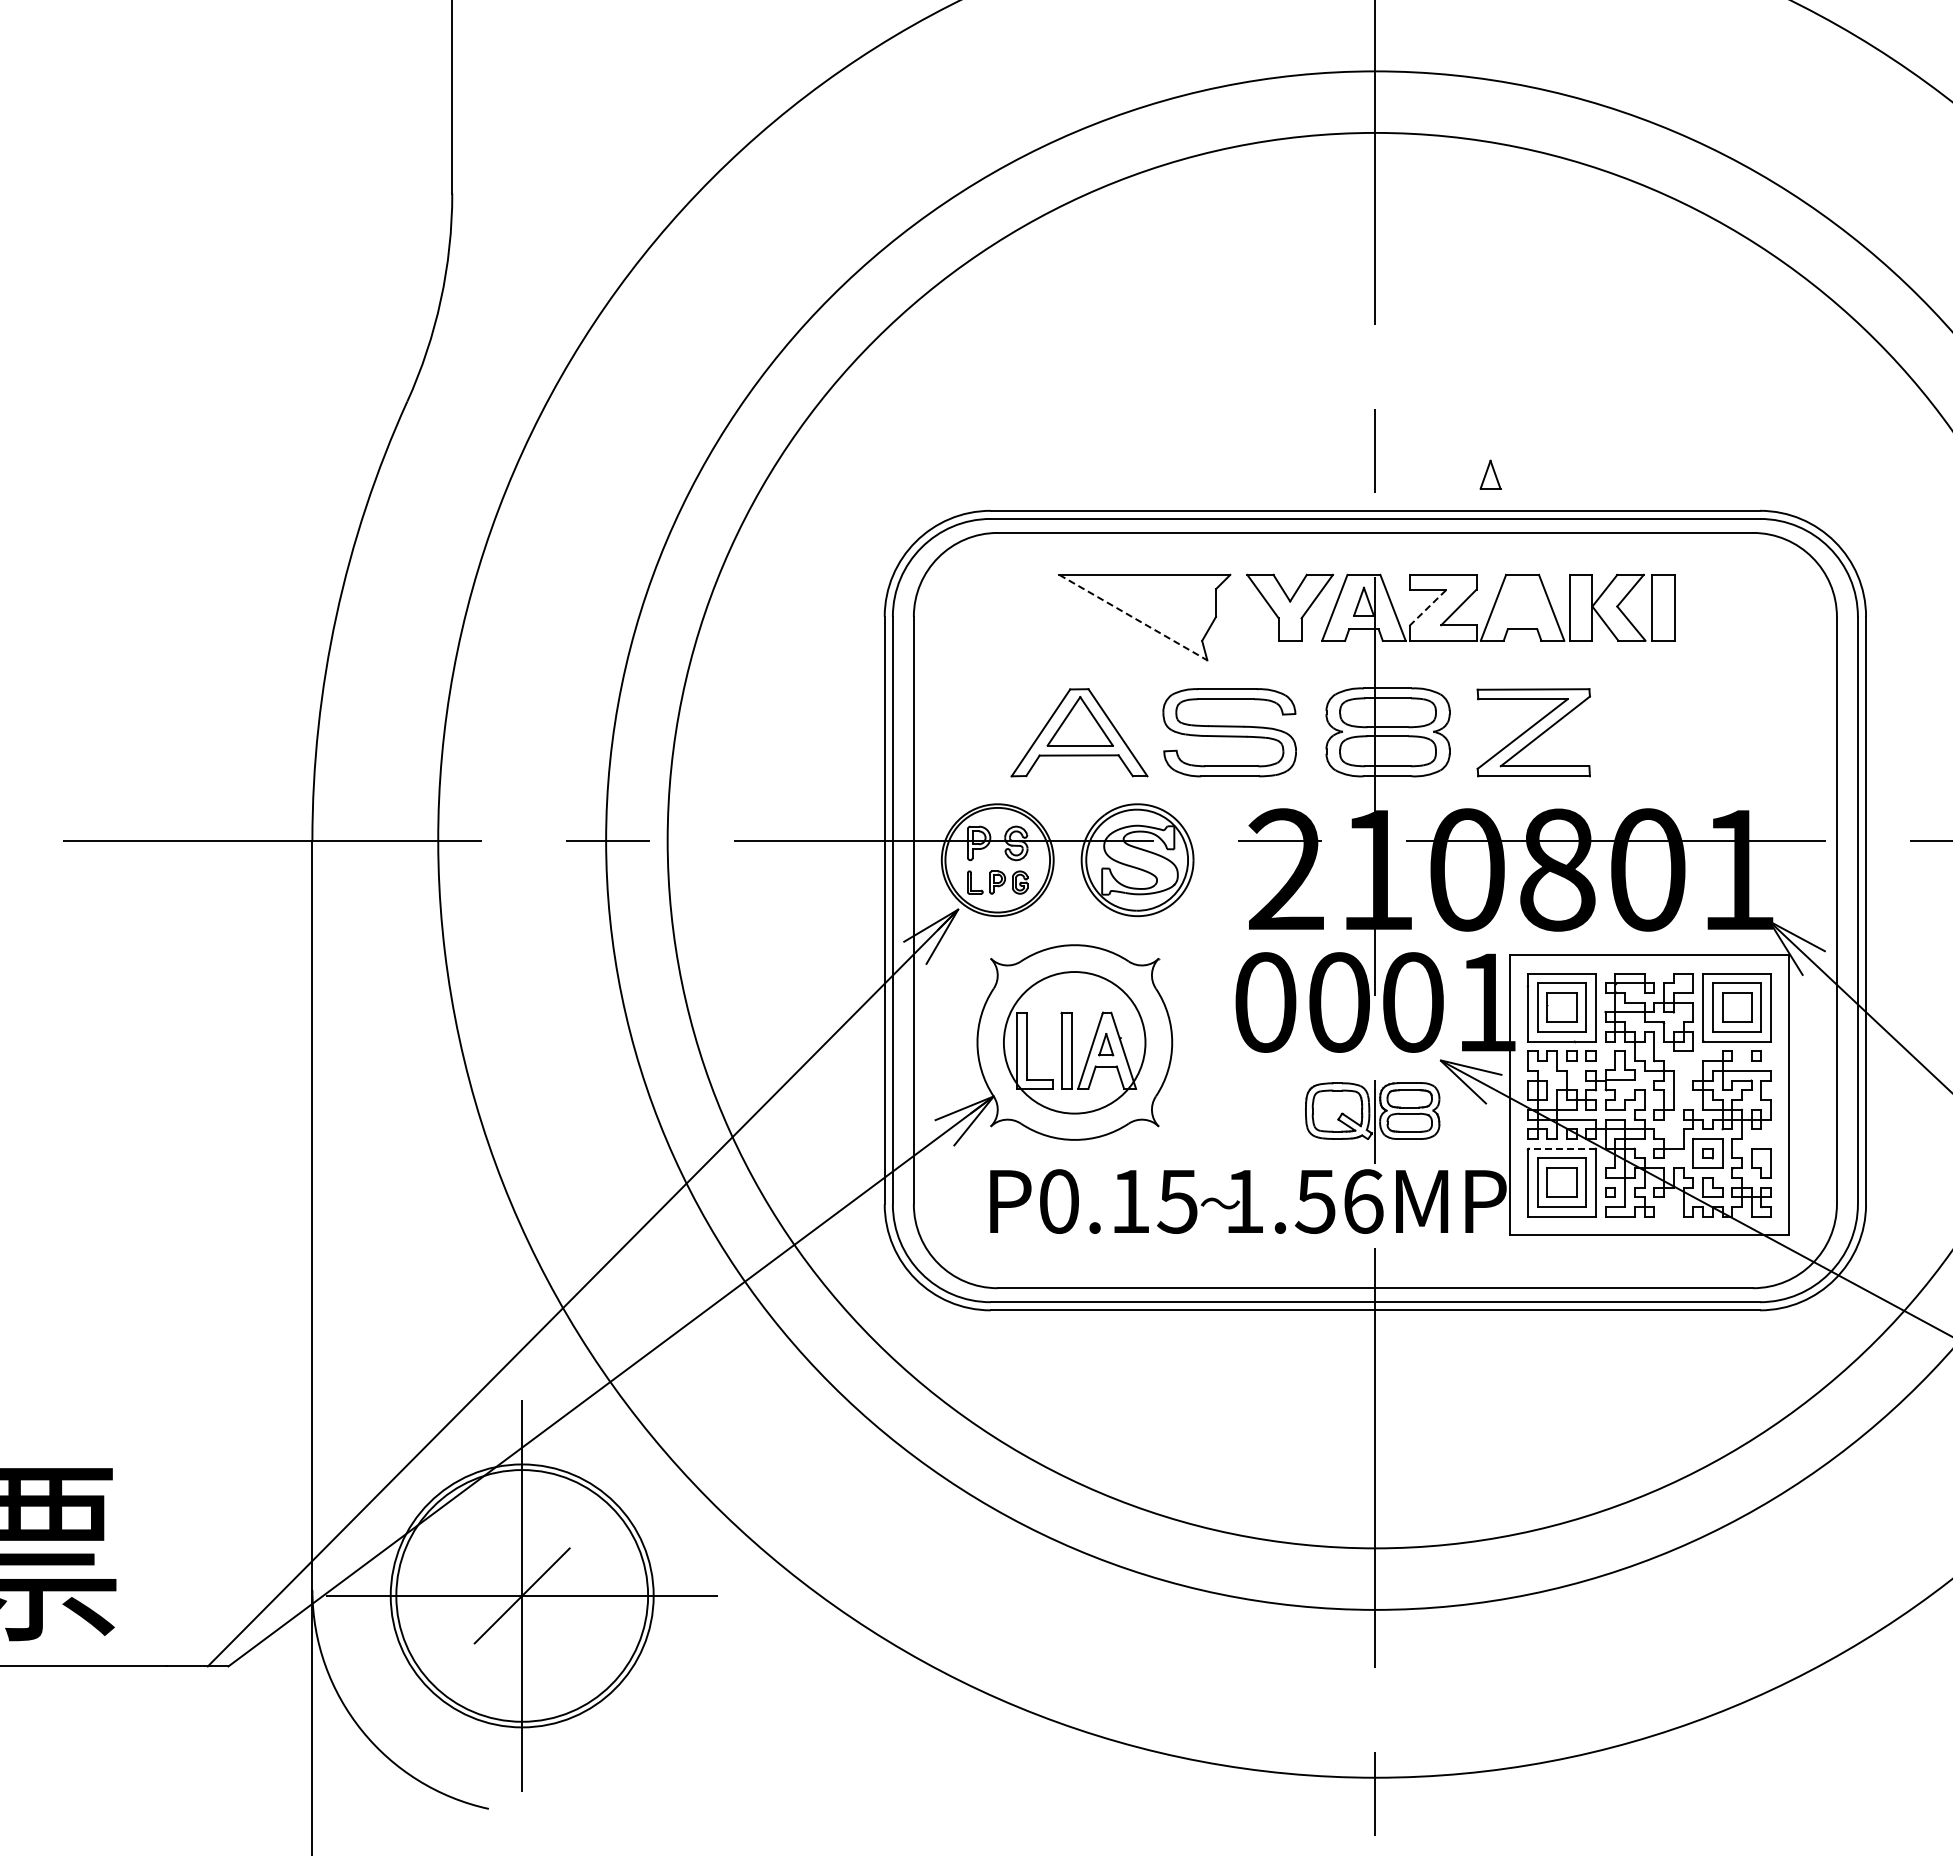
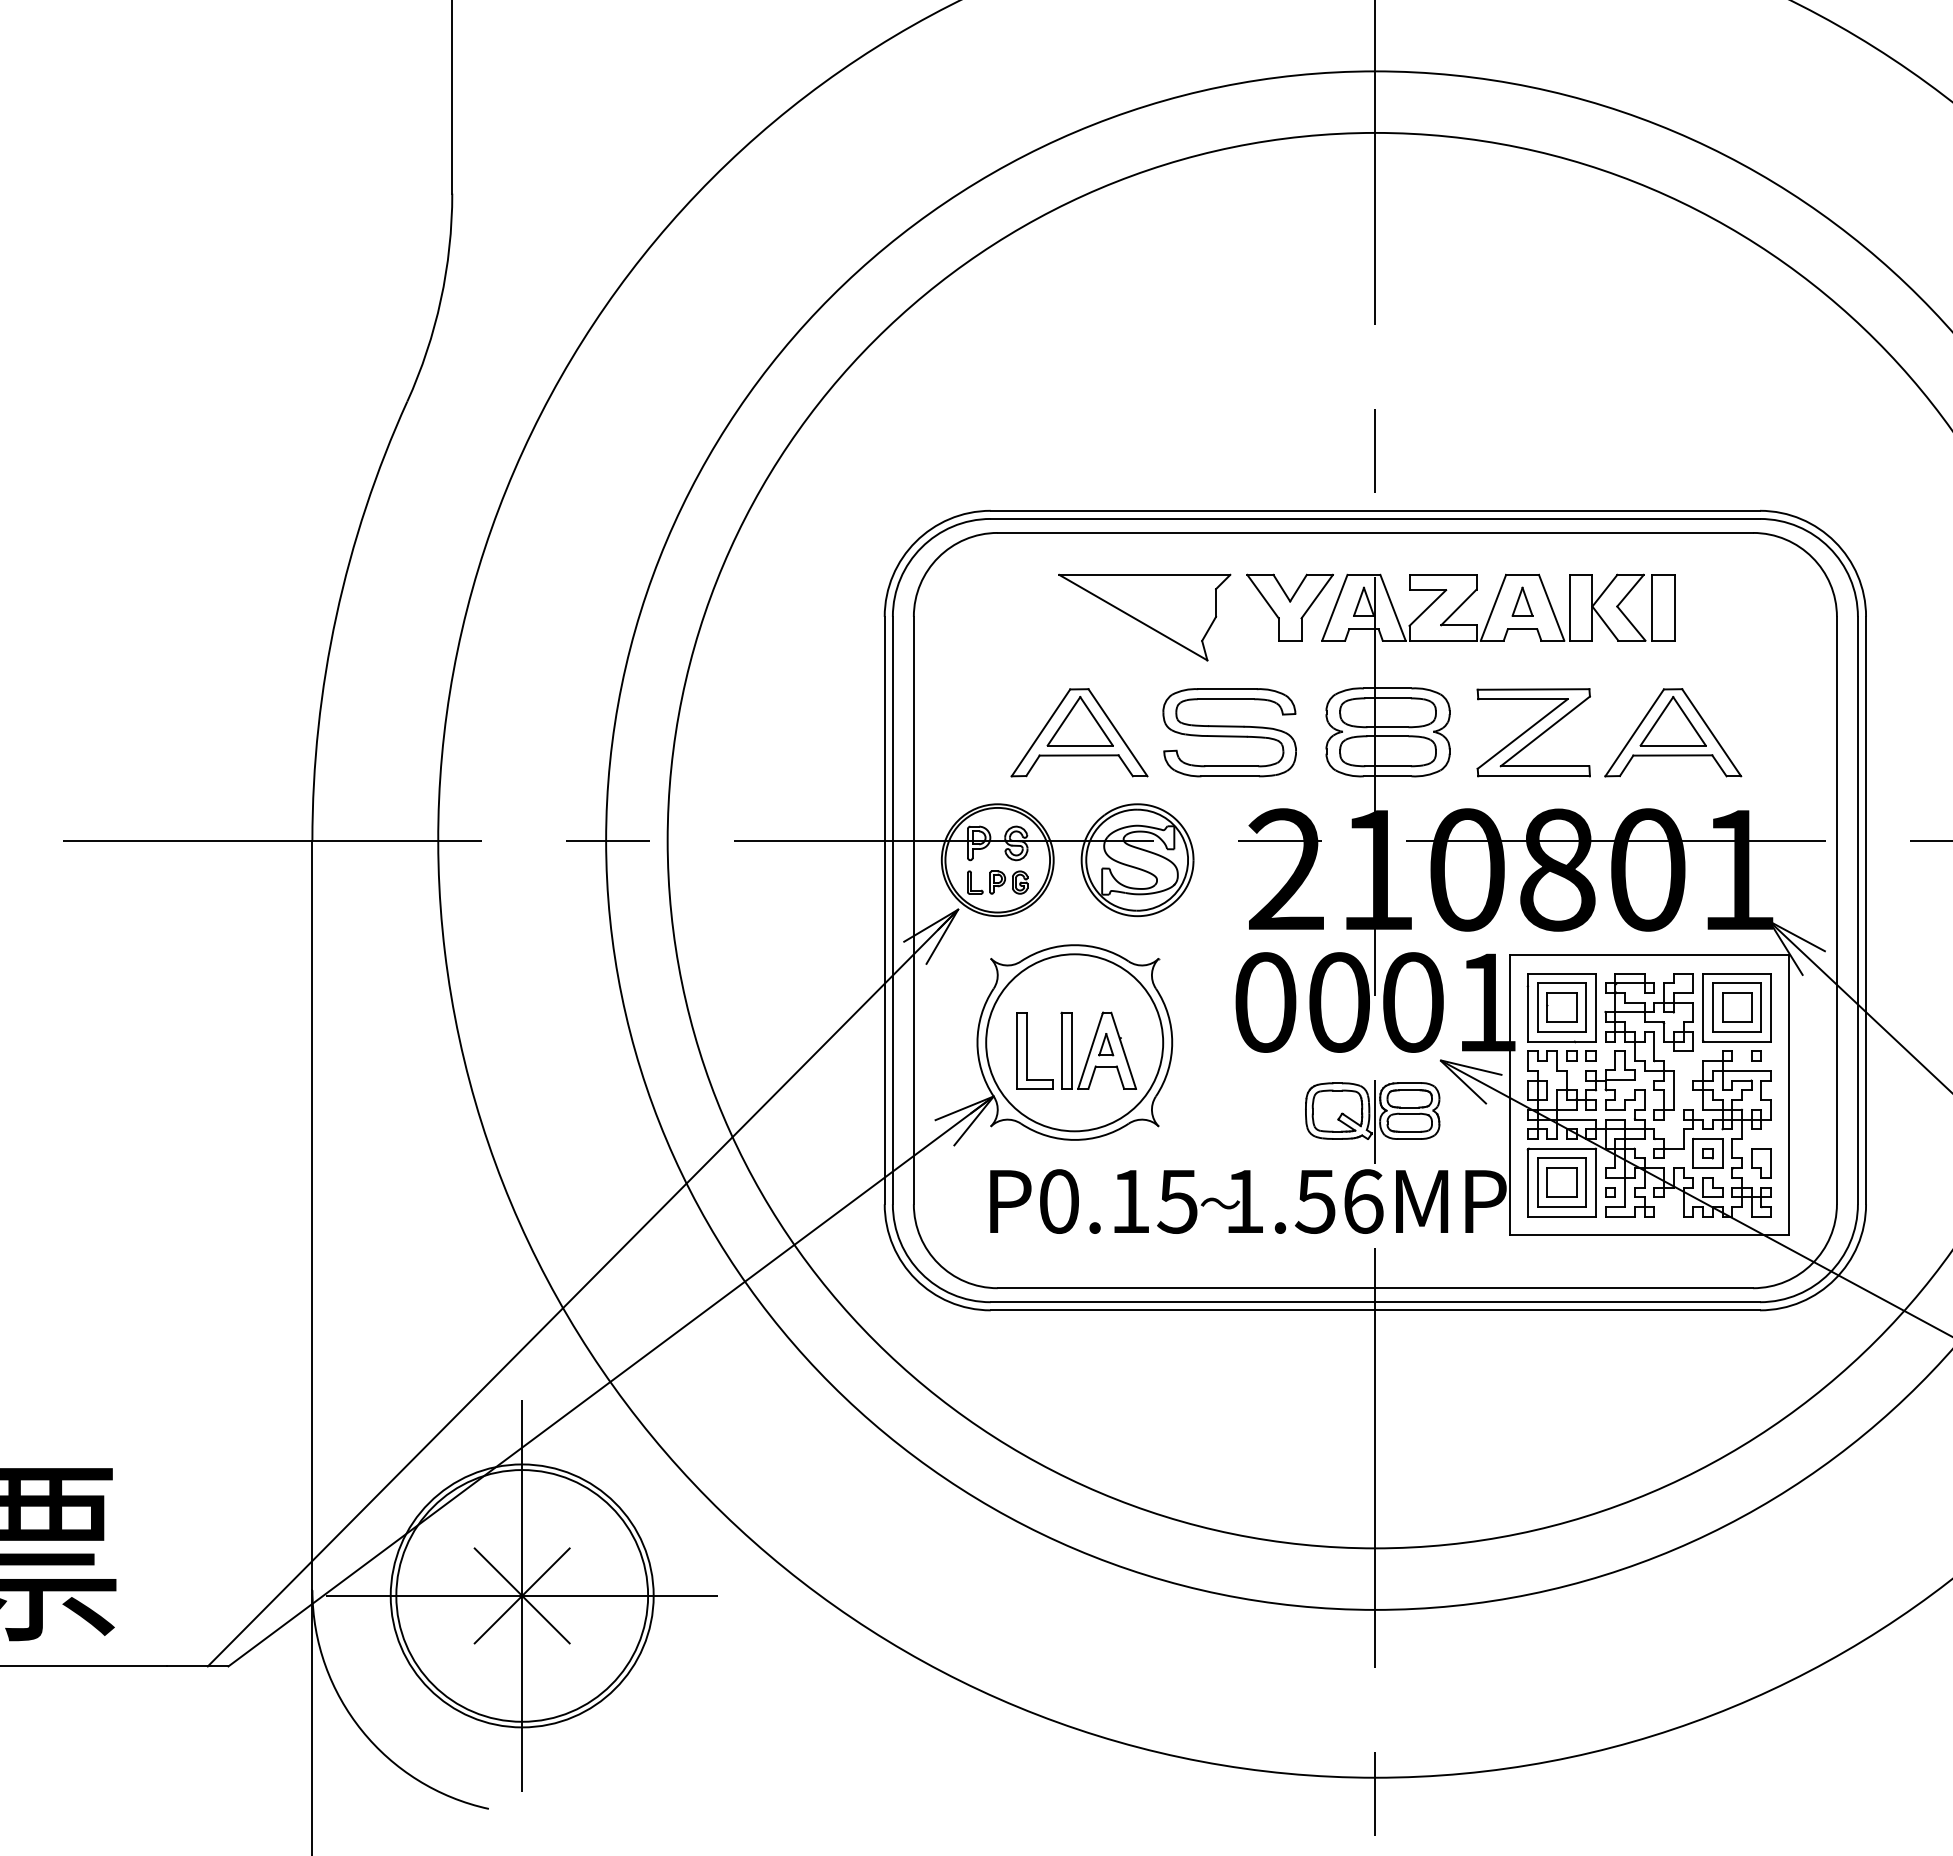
part position: (1490, 474) -> (1522, 601) (1522, 601)
line: dashed -> solid (1427, 608)
line: dashed -> solid (1133, 617)
part: none -> present (1673, 732)
circle diameter: 142 px -> 177 px (1074, 1042)
line: dashed -> solid (1561, 1148)
line: none -> present (521, 1595)
